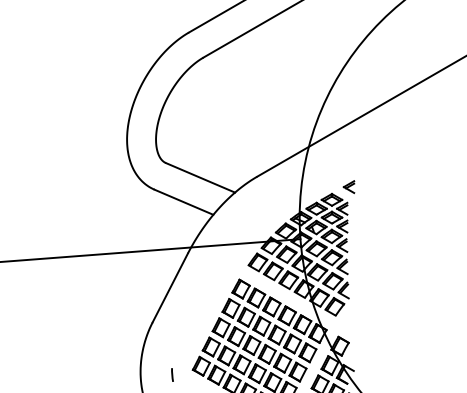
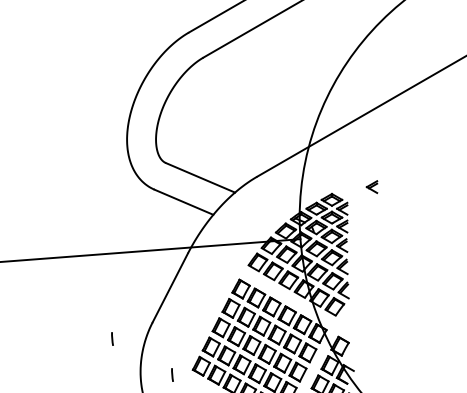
part position: (348, 186) -> (371, 186) (371, 186)
line: none -> present (112, 338)
